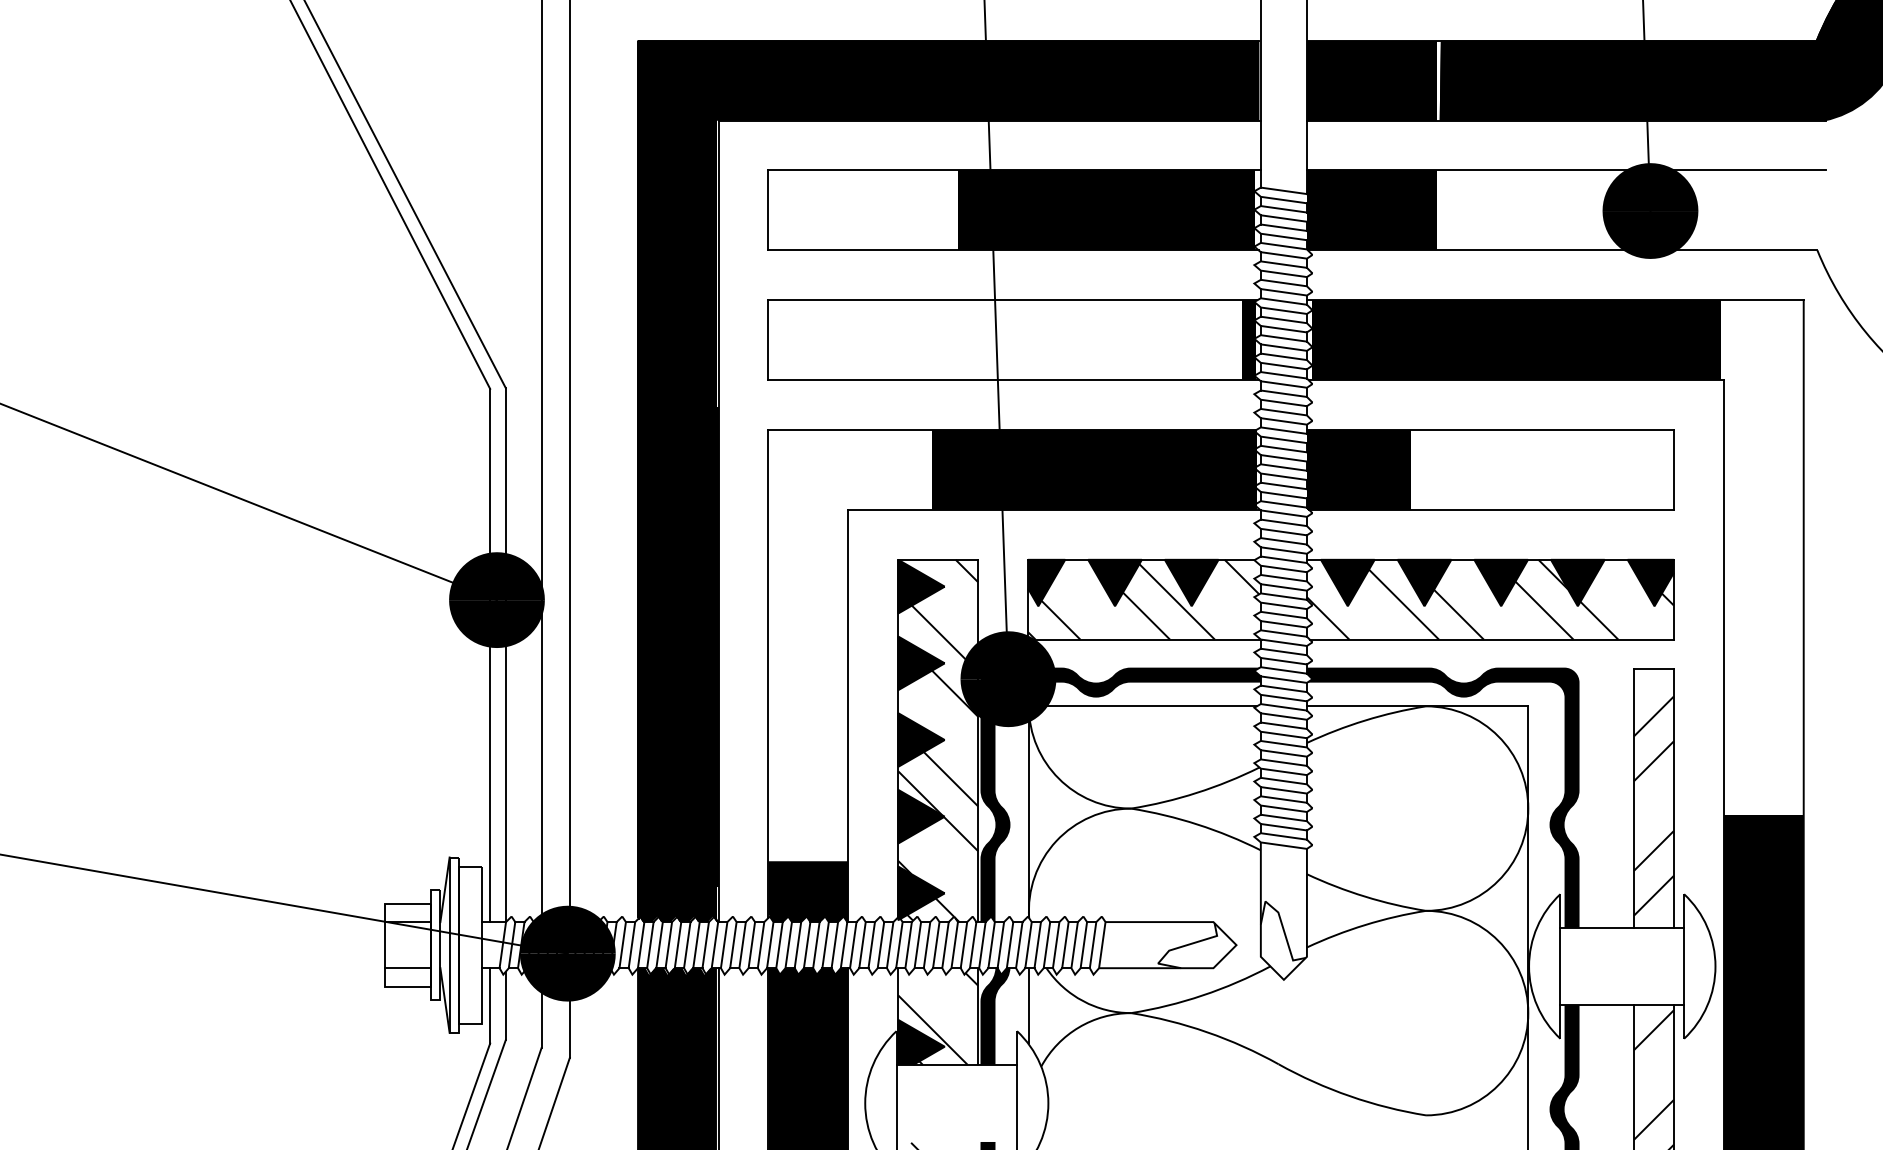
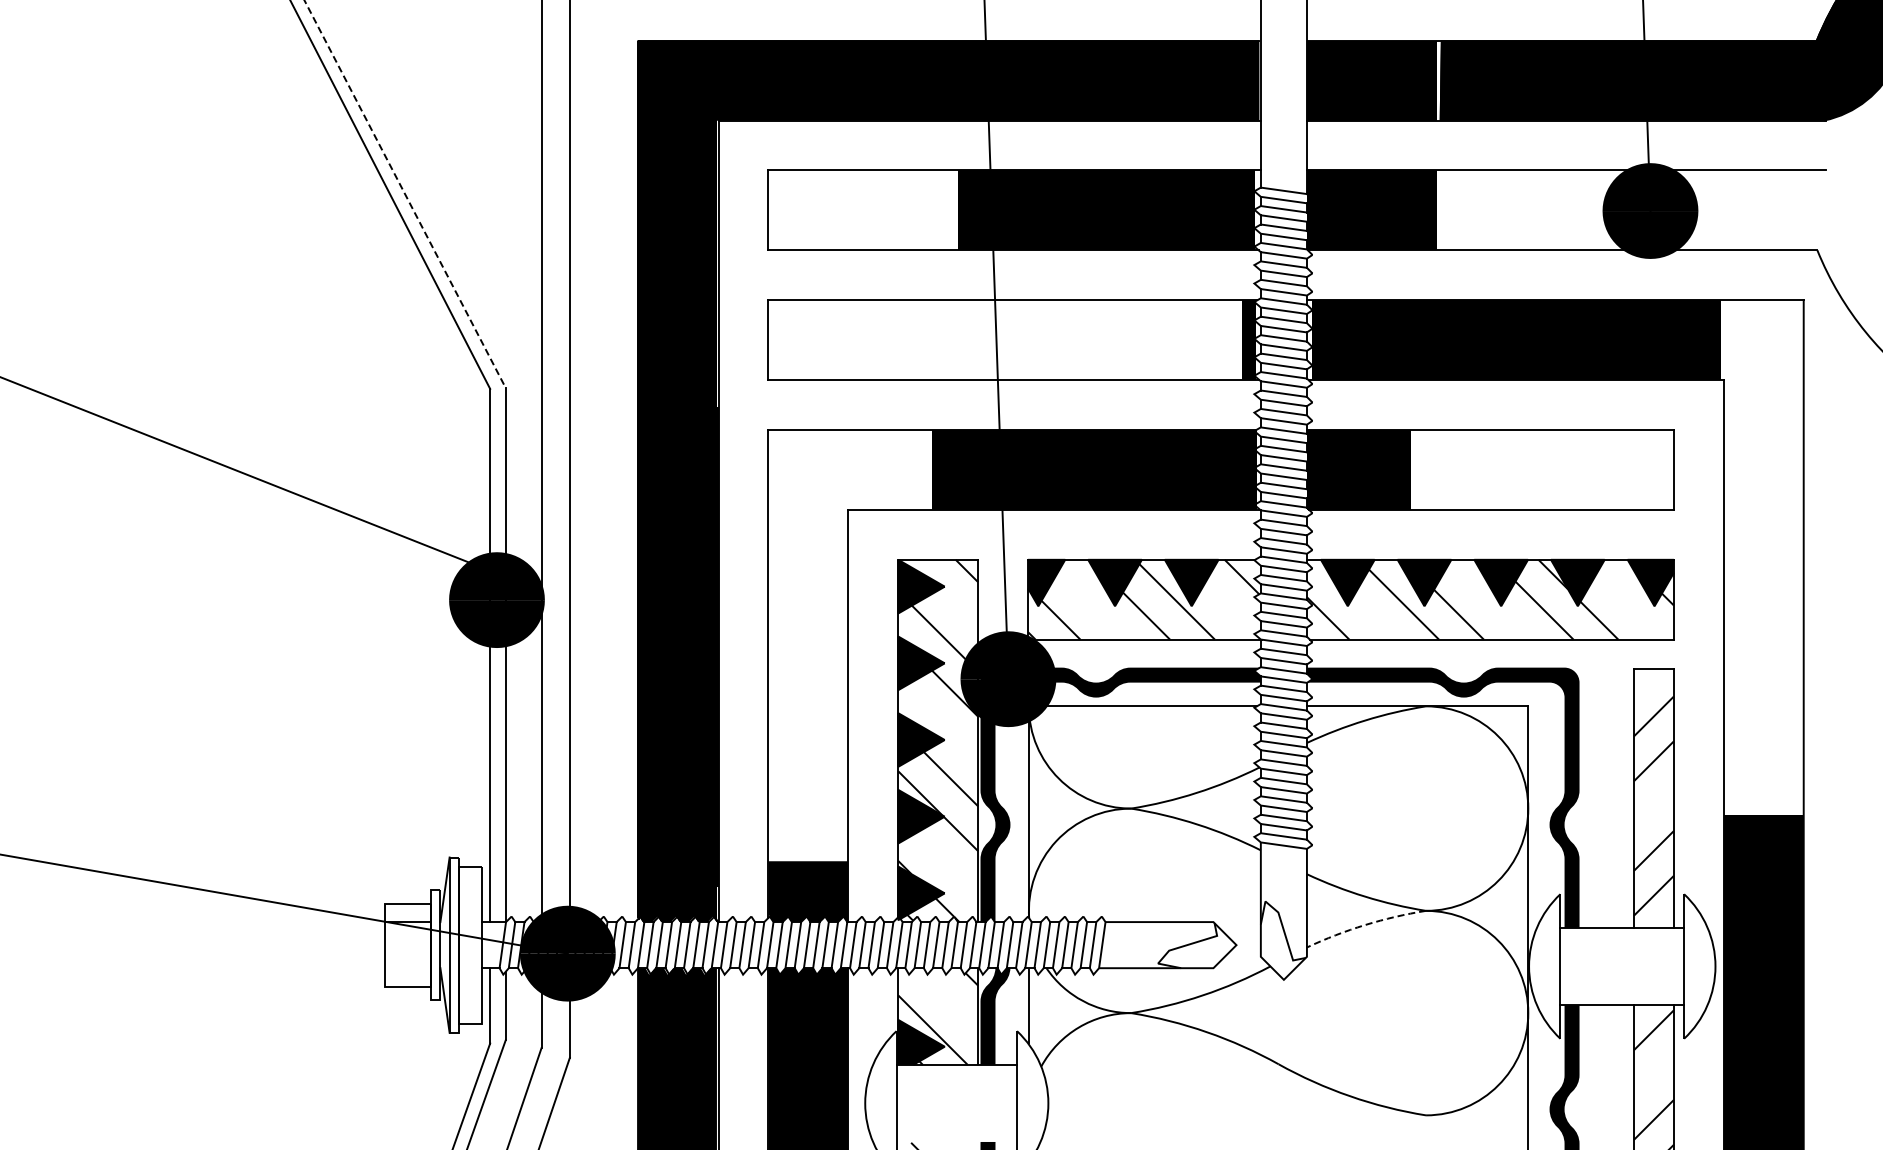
line: solid -> dashed (405, 194)
line position: (249, 502) -> (253, 477) (253, 477)
arc: solid -> dashed (1365, 925)
line: present -> none (408, 968)
